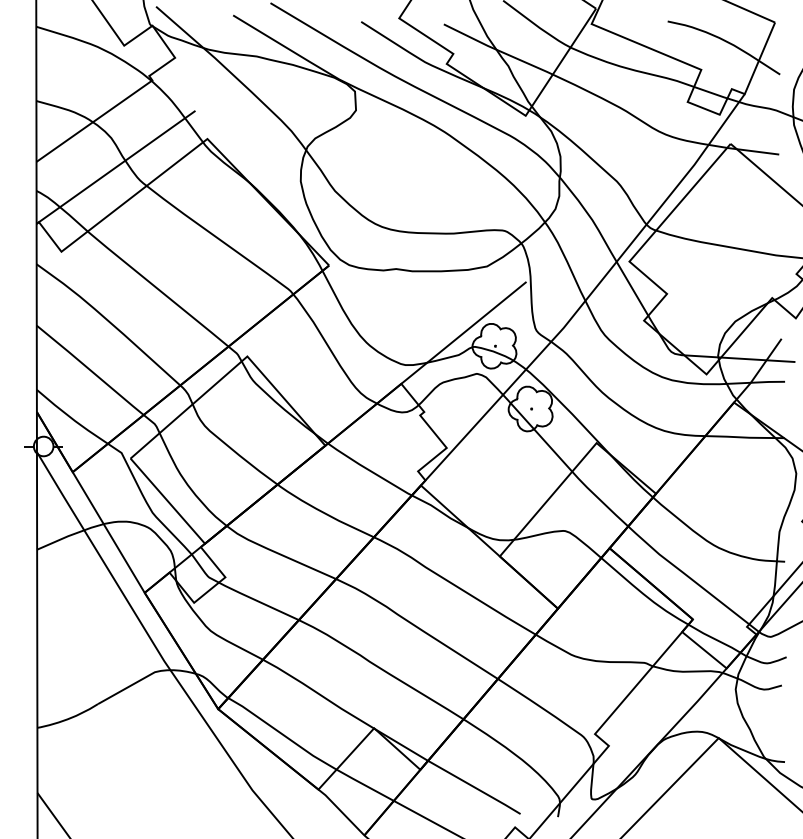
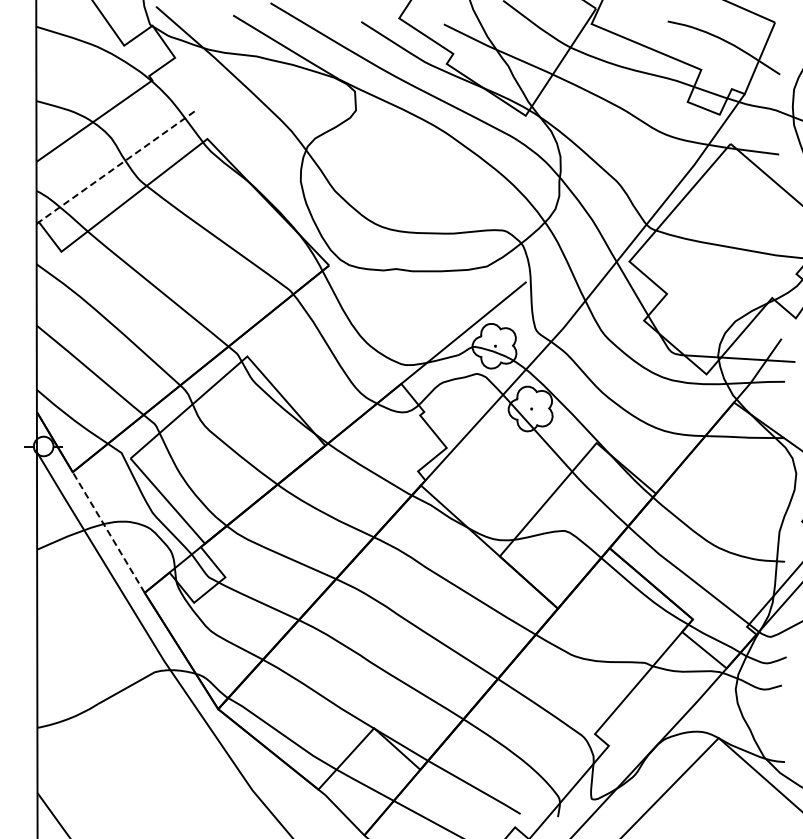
line: solid -> dashed (116, 167)
line: solid -> dashed (108, 532)
